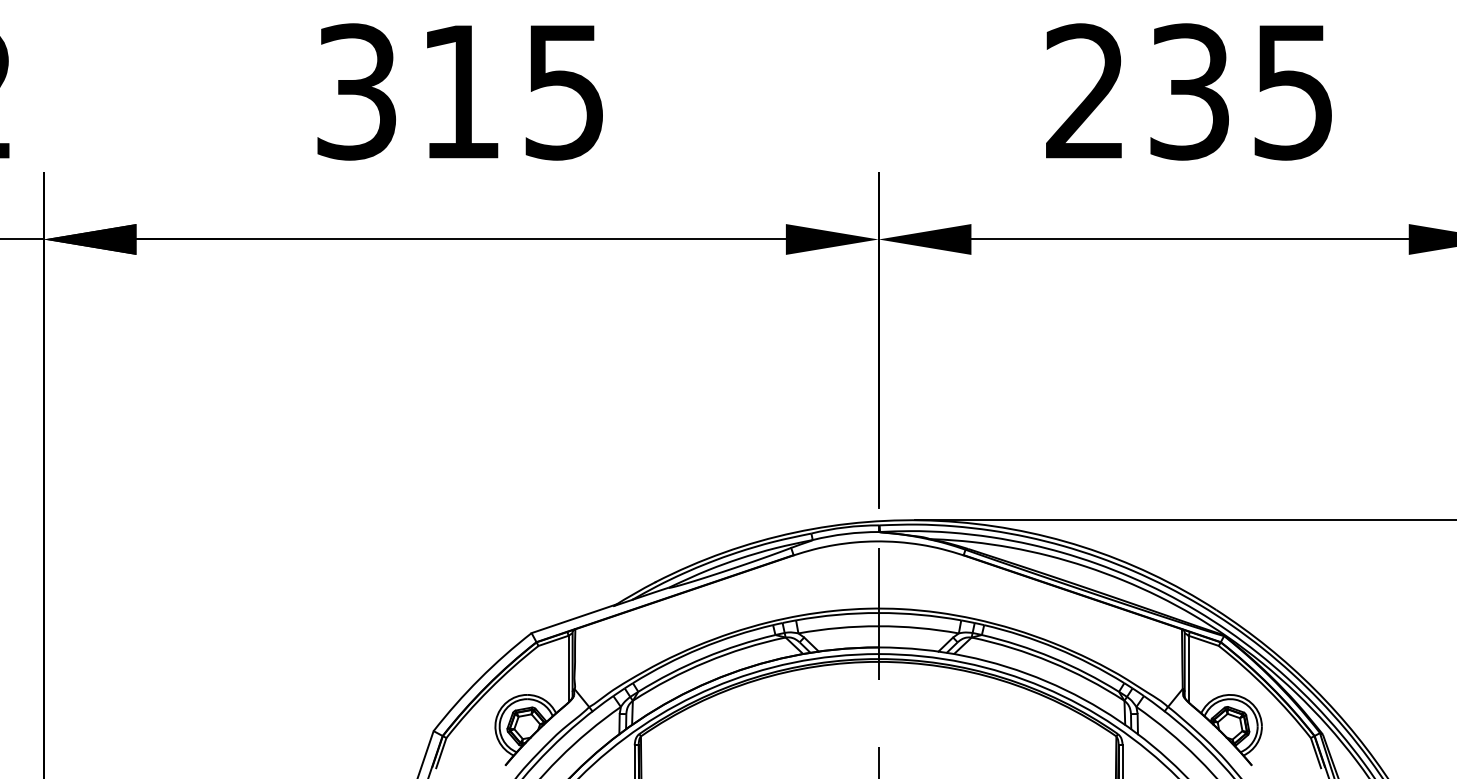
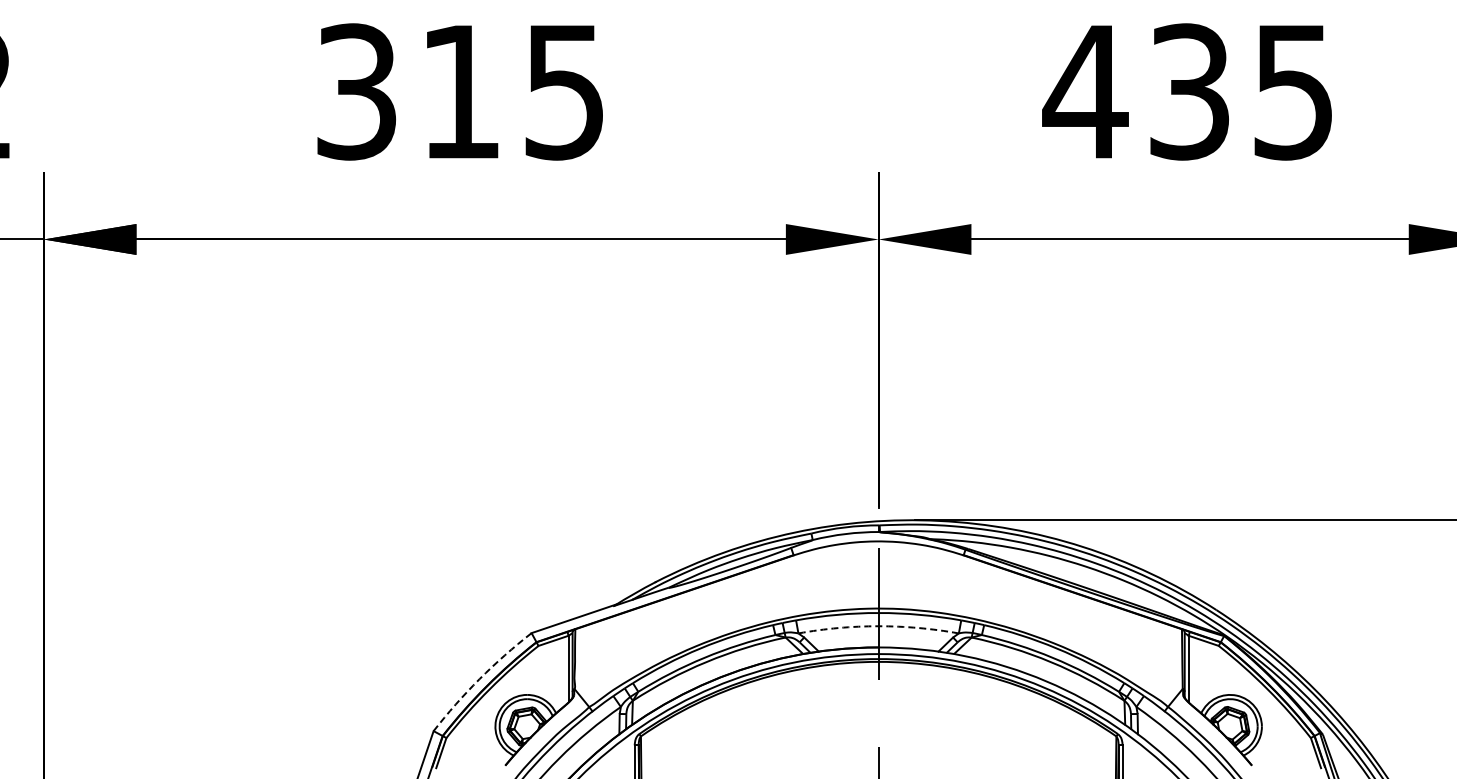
text: 235 -> 435 (1085, 90)
arc: solid -> dashed (878, 626)
arc: solid -> dashed (479, 679)
